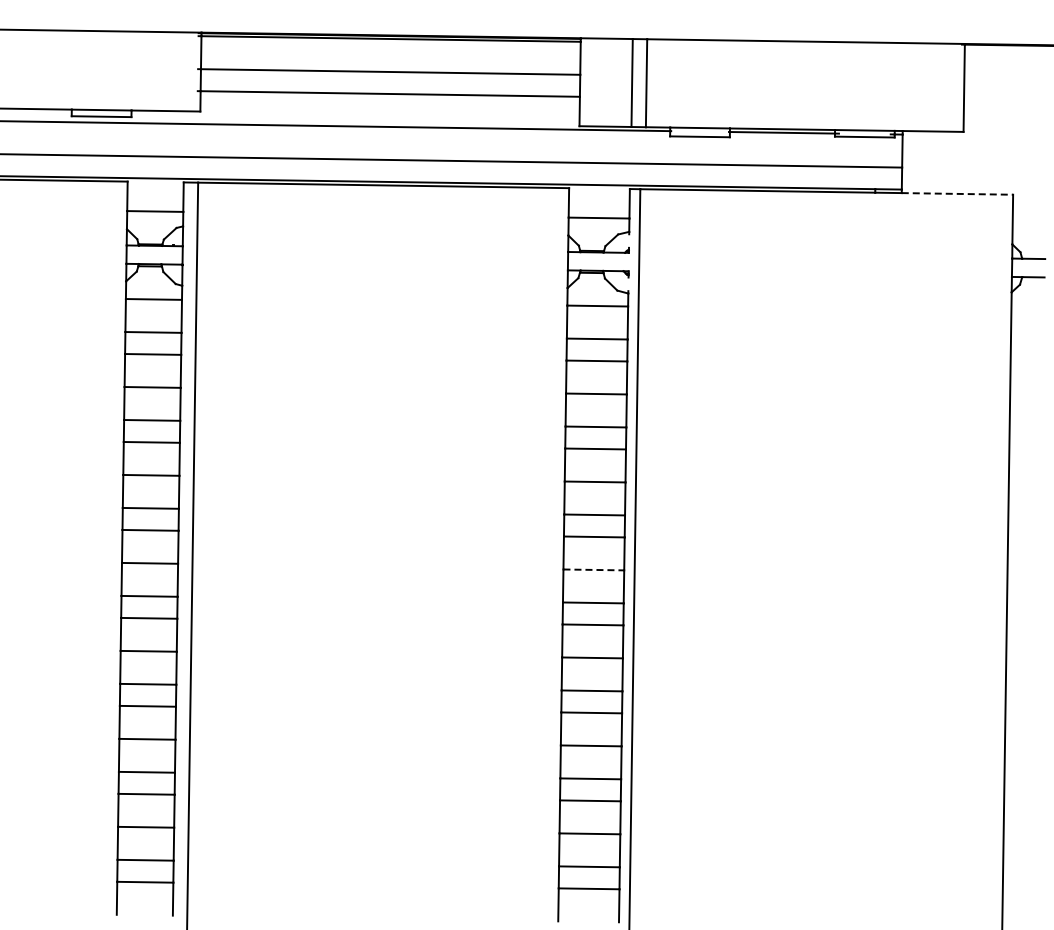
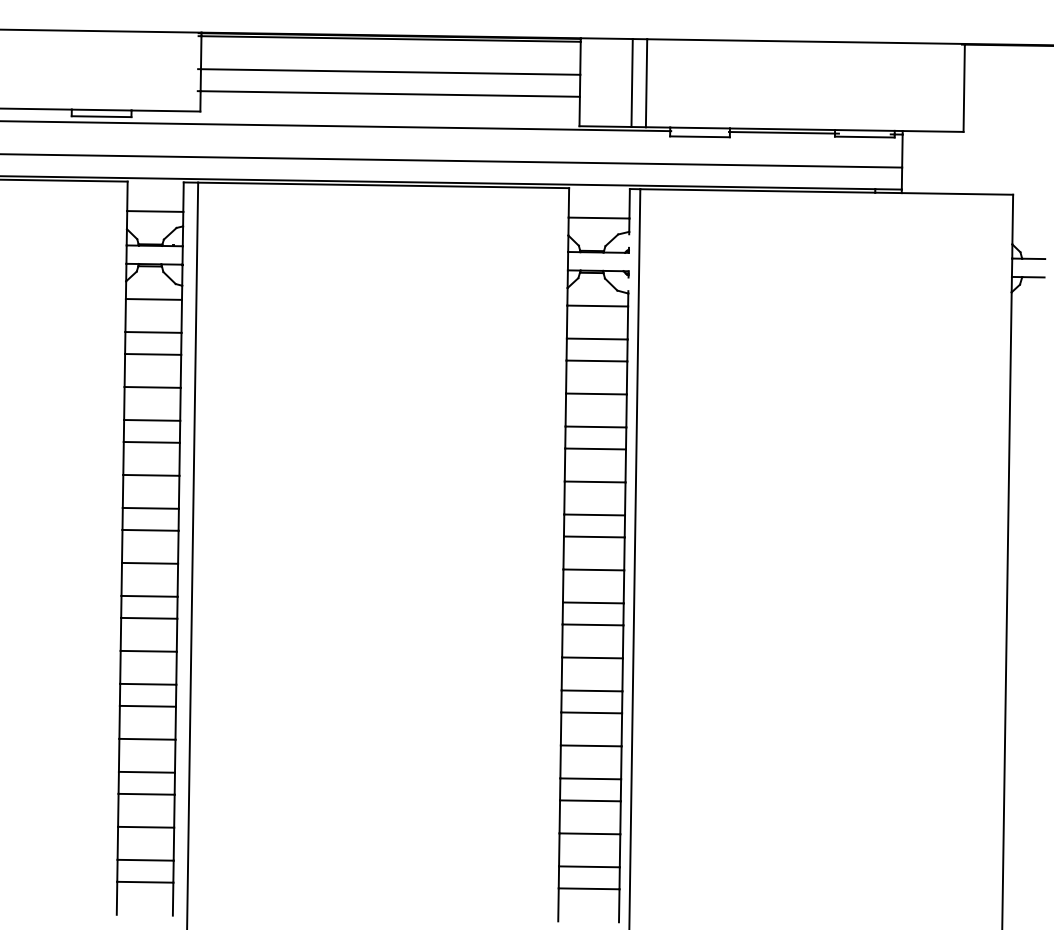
line: dashed -> solid (957, 193)
line: dashed -> solid (594, 569)
